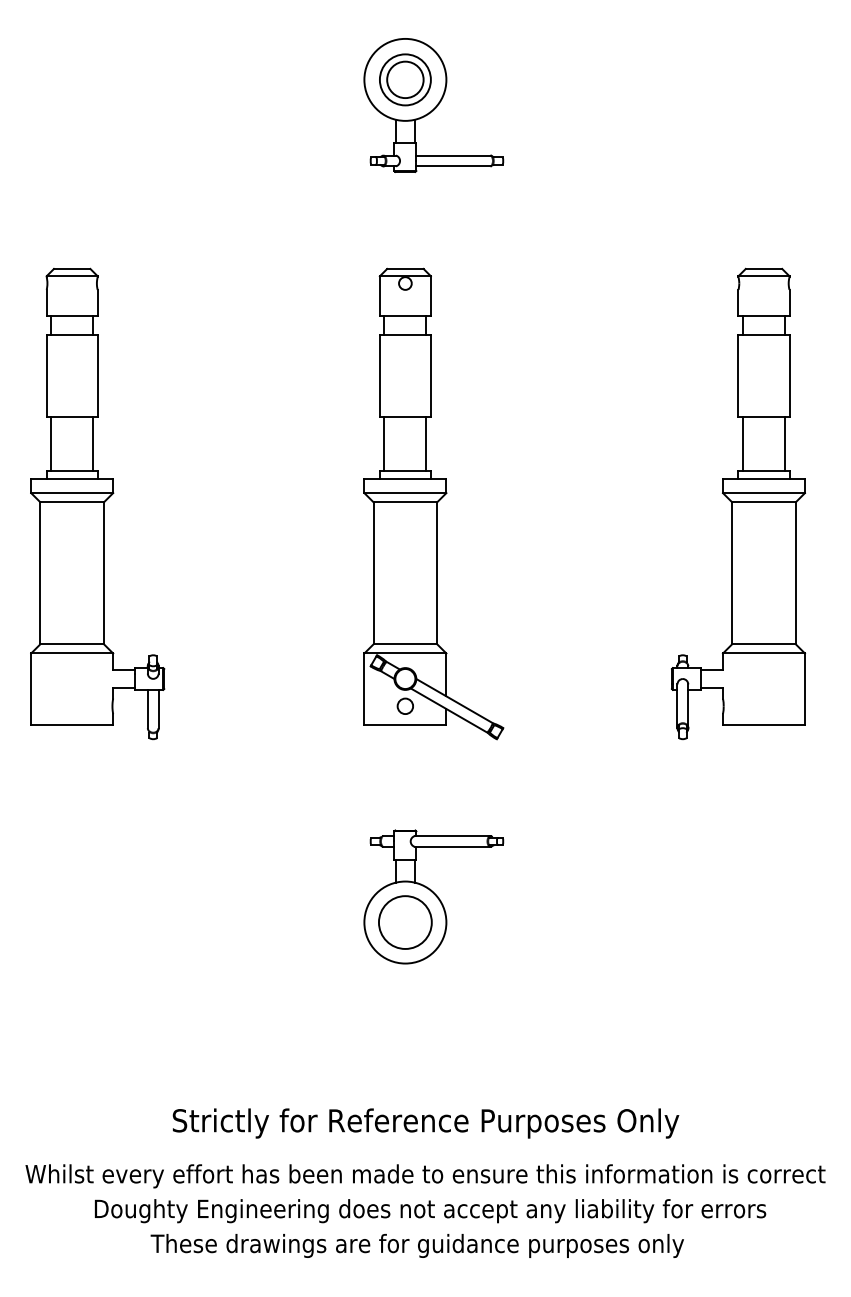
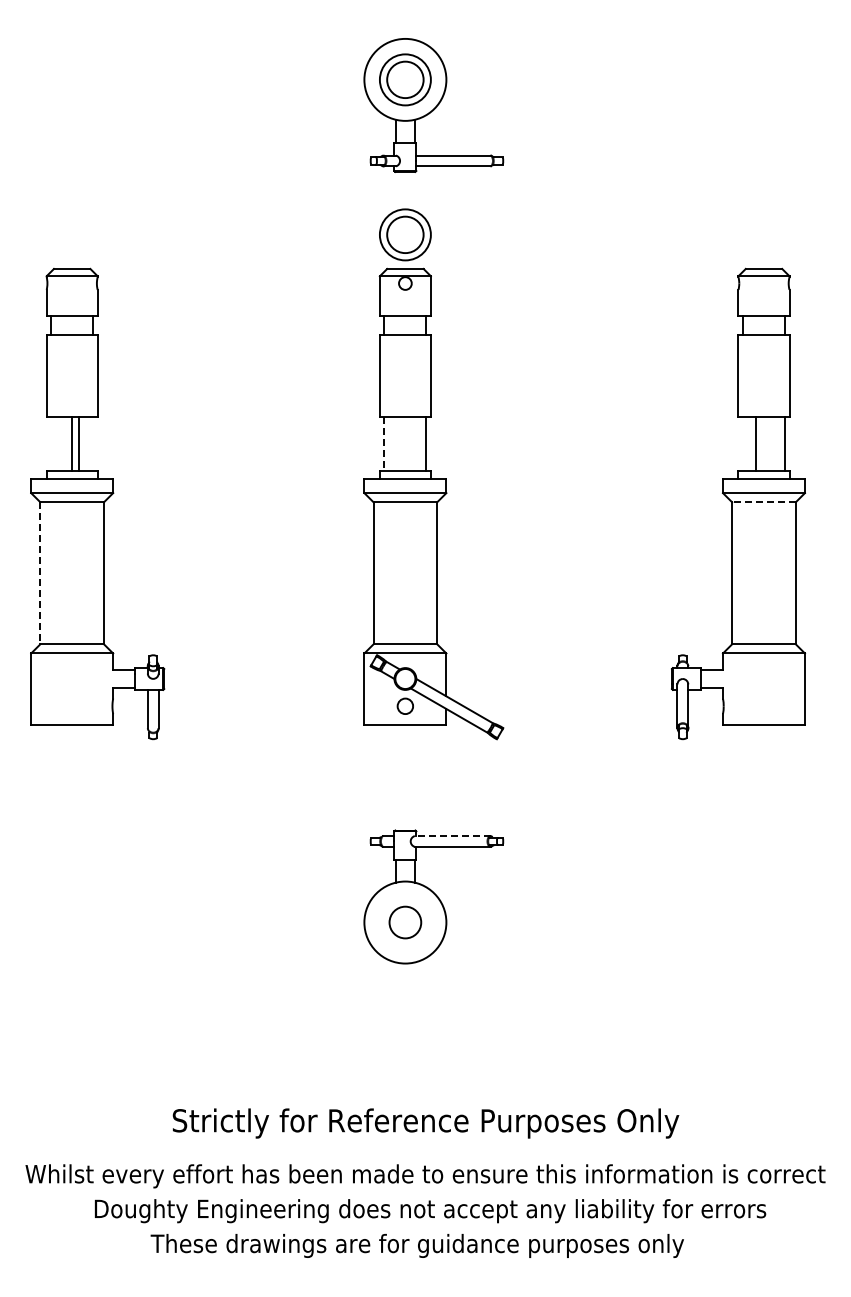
part: none -> present (405, 234)
line position: (51, 443) -> (72, 443) (72, 443)
line position: (93, 443) -> (79, 443) (79, 443)
line position: (743, 443) -> (756, 443) (756, 443)
line: solid -> dashed (384, 444)
line: solid -> dashed (763, 502)
line: solid -> dashed (40, 573)
line: solid -> dashed (452, 835)
circle diameter: 53 px -> 32 px (405, 922)
